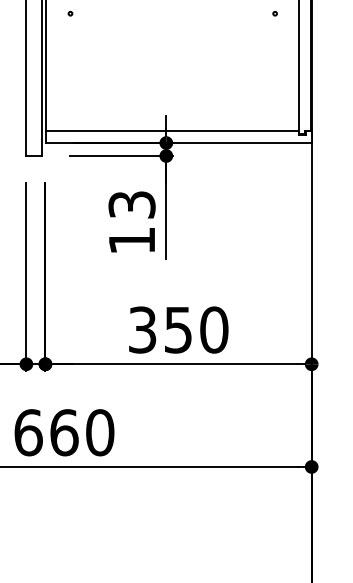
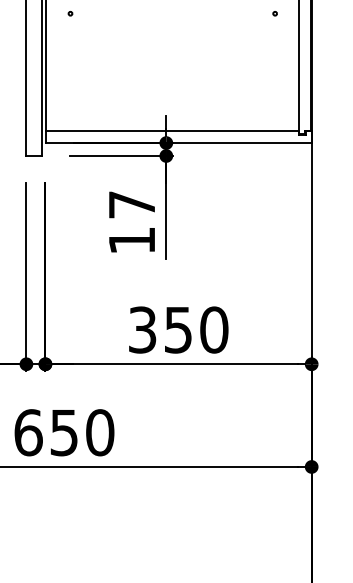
text: 13 -> 17 (131, 204)
text: 660 -> 650 (64, 432)
